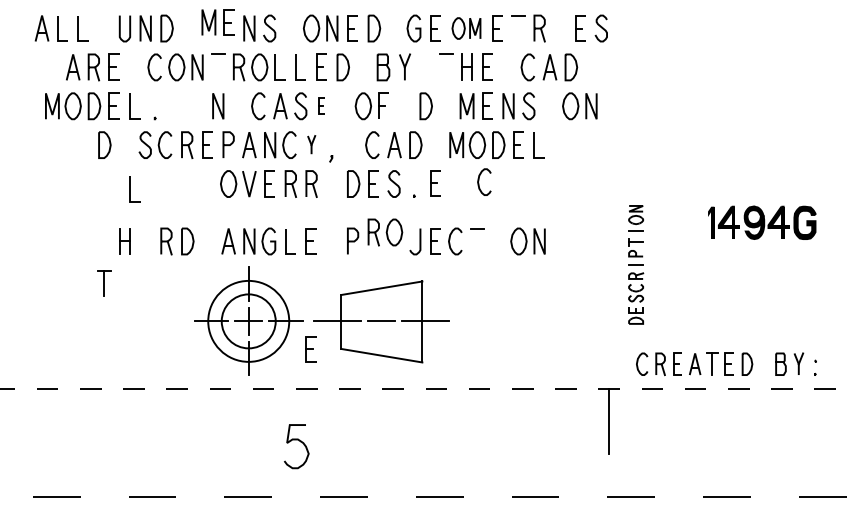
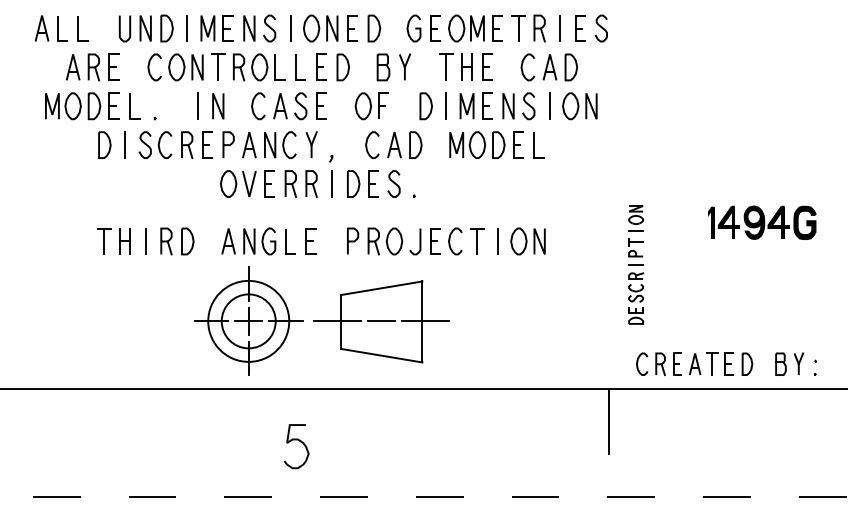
part position: (217, 22) -> (216, 28) (216, 28)
line: none -> present (187, 28)
line: none -> present (290, 28)
part size: 31x23 px -> 37x29 px (466, 28)
line: none -> present (518, 28)
line: none -> present (560, 28)
line: none -> present (218, 67)
line: none -> present (446, 67)
part size: 7x18 px -> 11x28 px (321, 105)
line: none -> present (197, 106)
line: none -> present (446, 106)
line: none -> present (550, 106)
part size: 10x20 px -> 13x28 px (311, 144)
line: none -> present (124, 145)
curve: present -> none (479, 181)
part: present -> none (435, 183)
line: none -> present (332, 184)
line: present -> none (130, 189)
part position: (385, 232) -> (385, 241) (385, 241)
line: none -> present (145, 241)
line: none -> present (477, 241)
line: none -> present (498, 241)
part position: (104, 283) -> (104, 241) (104, 241)
part: present -> none (310, 349)
line: dashed -> solid (424, 389)
